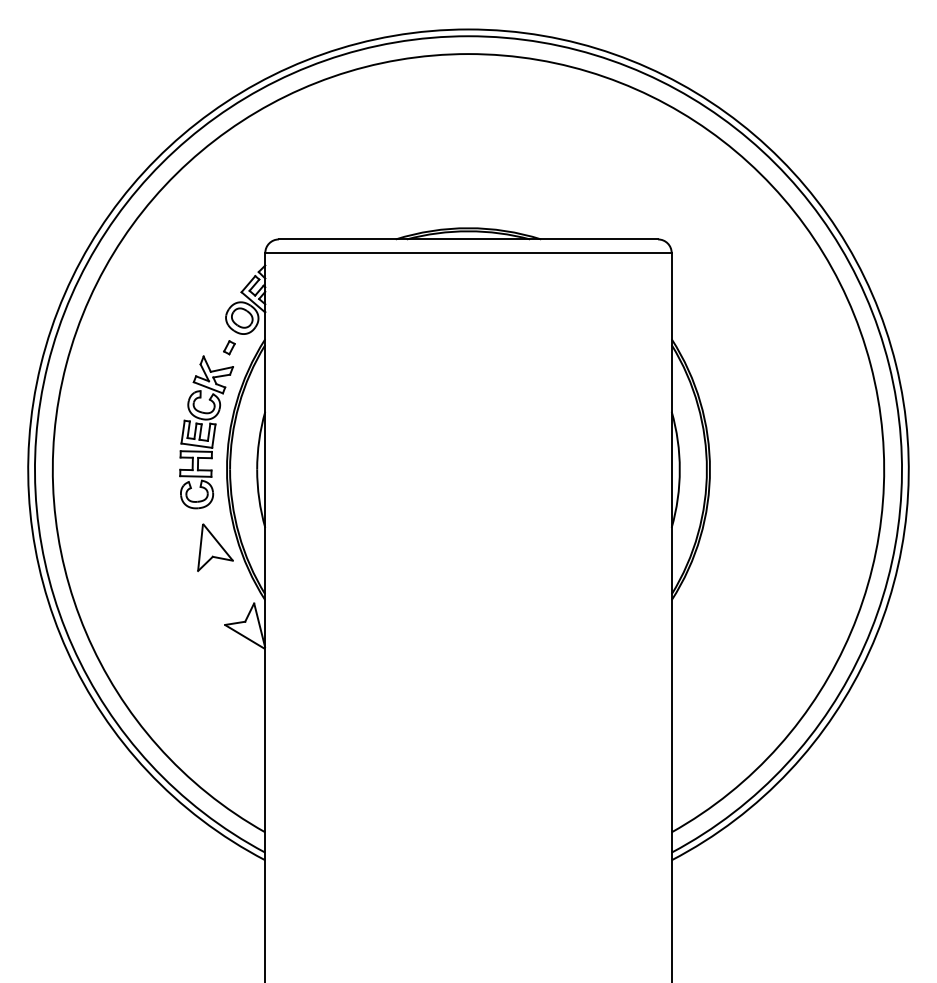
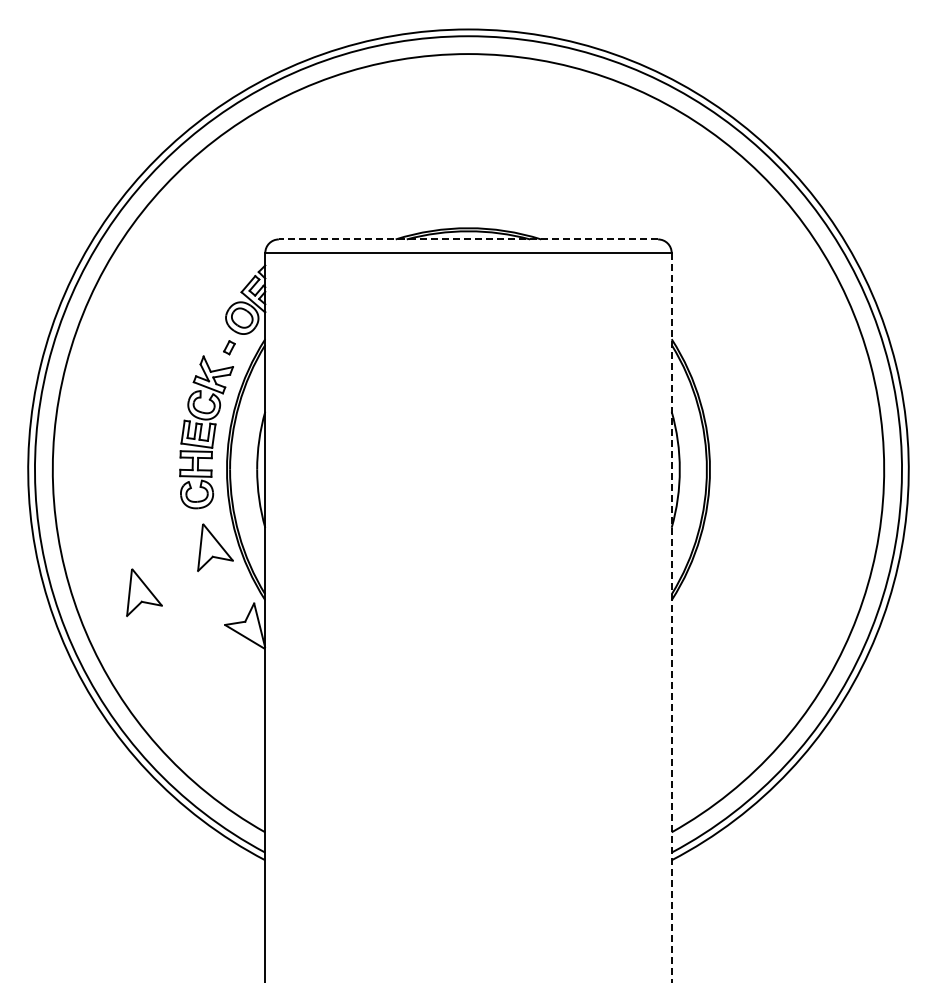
line: solid -> dashed (468, 239)
part: none -> present (144, 592)
line: solid -> dashed (671, 617)
